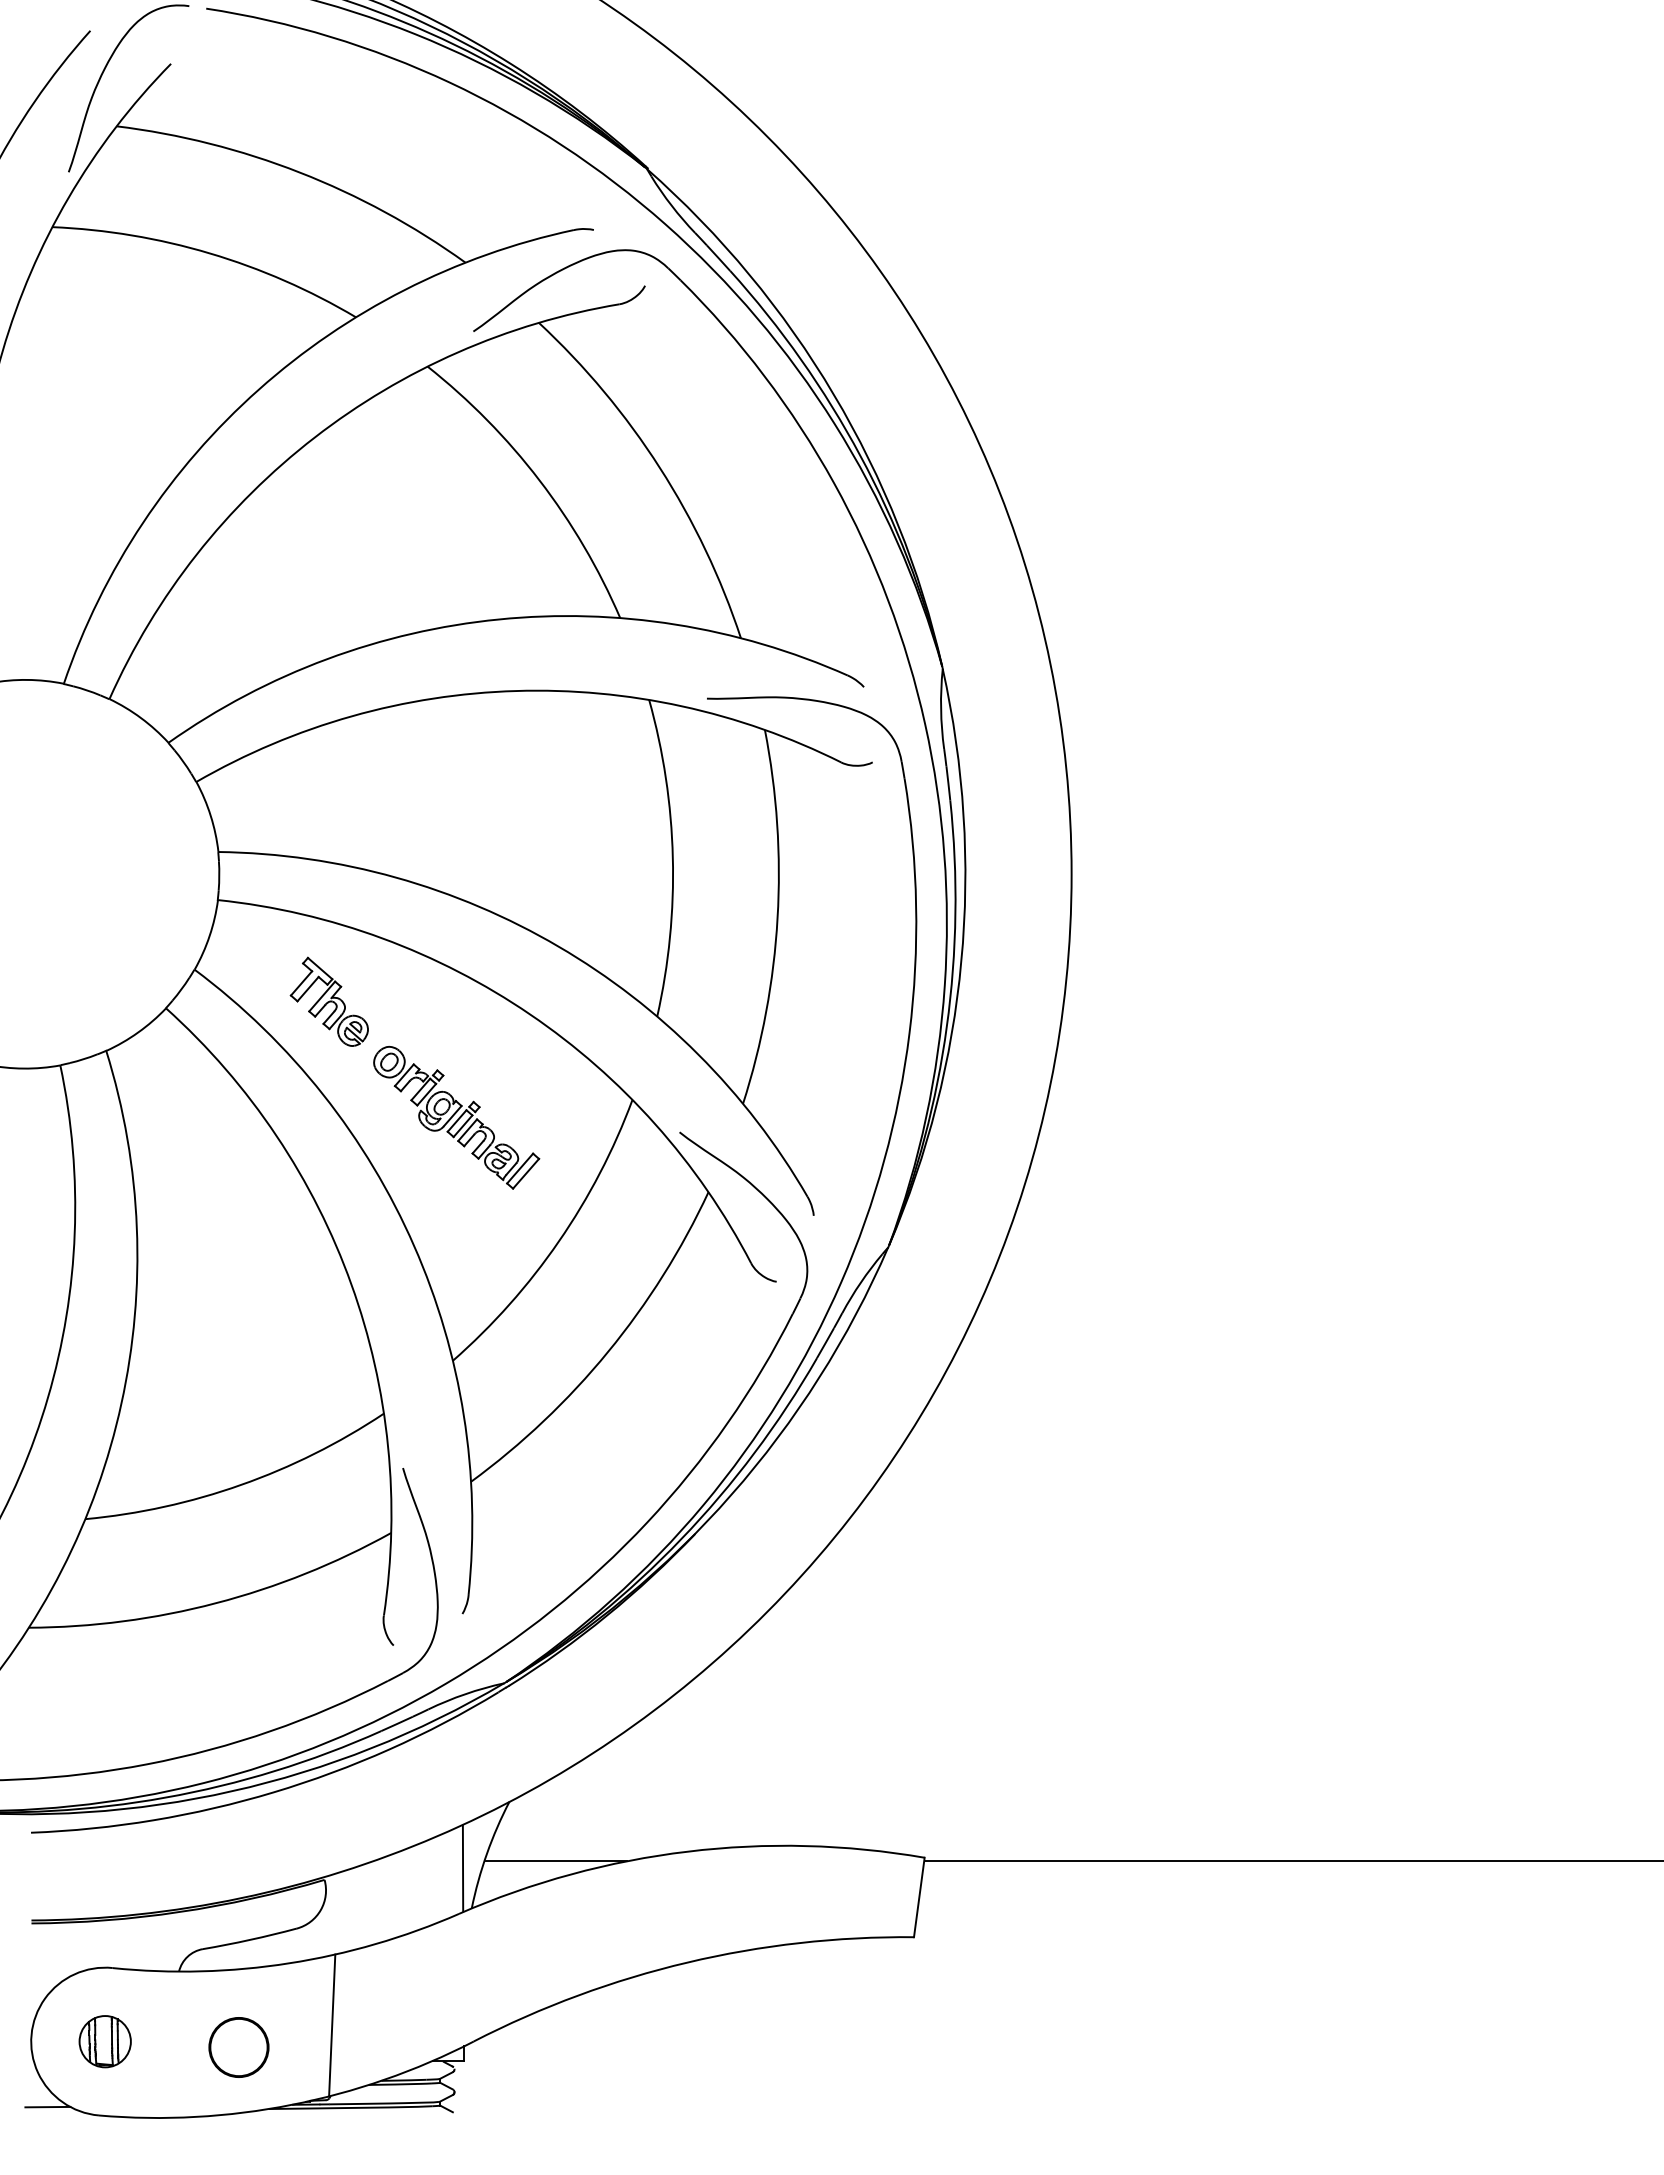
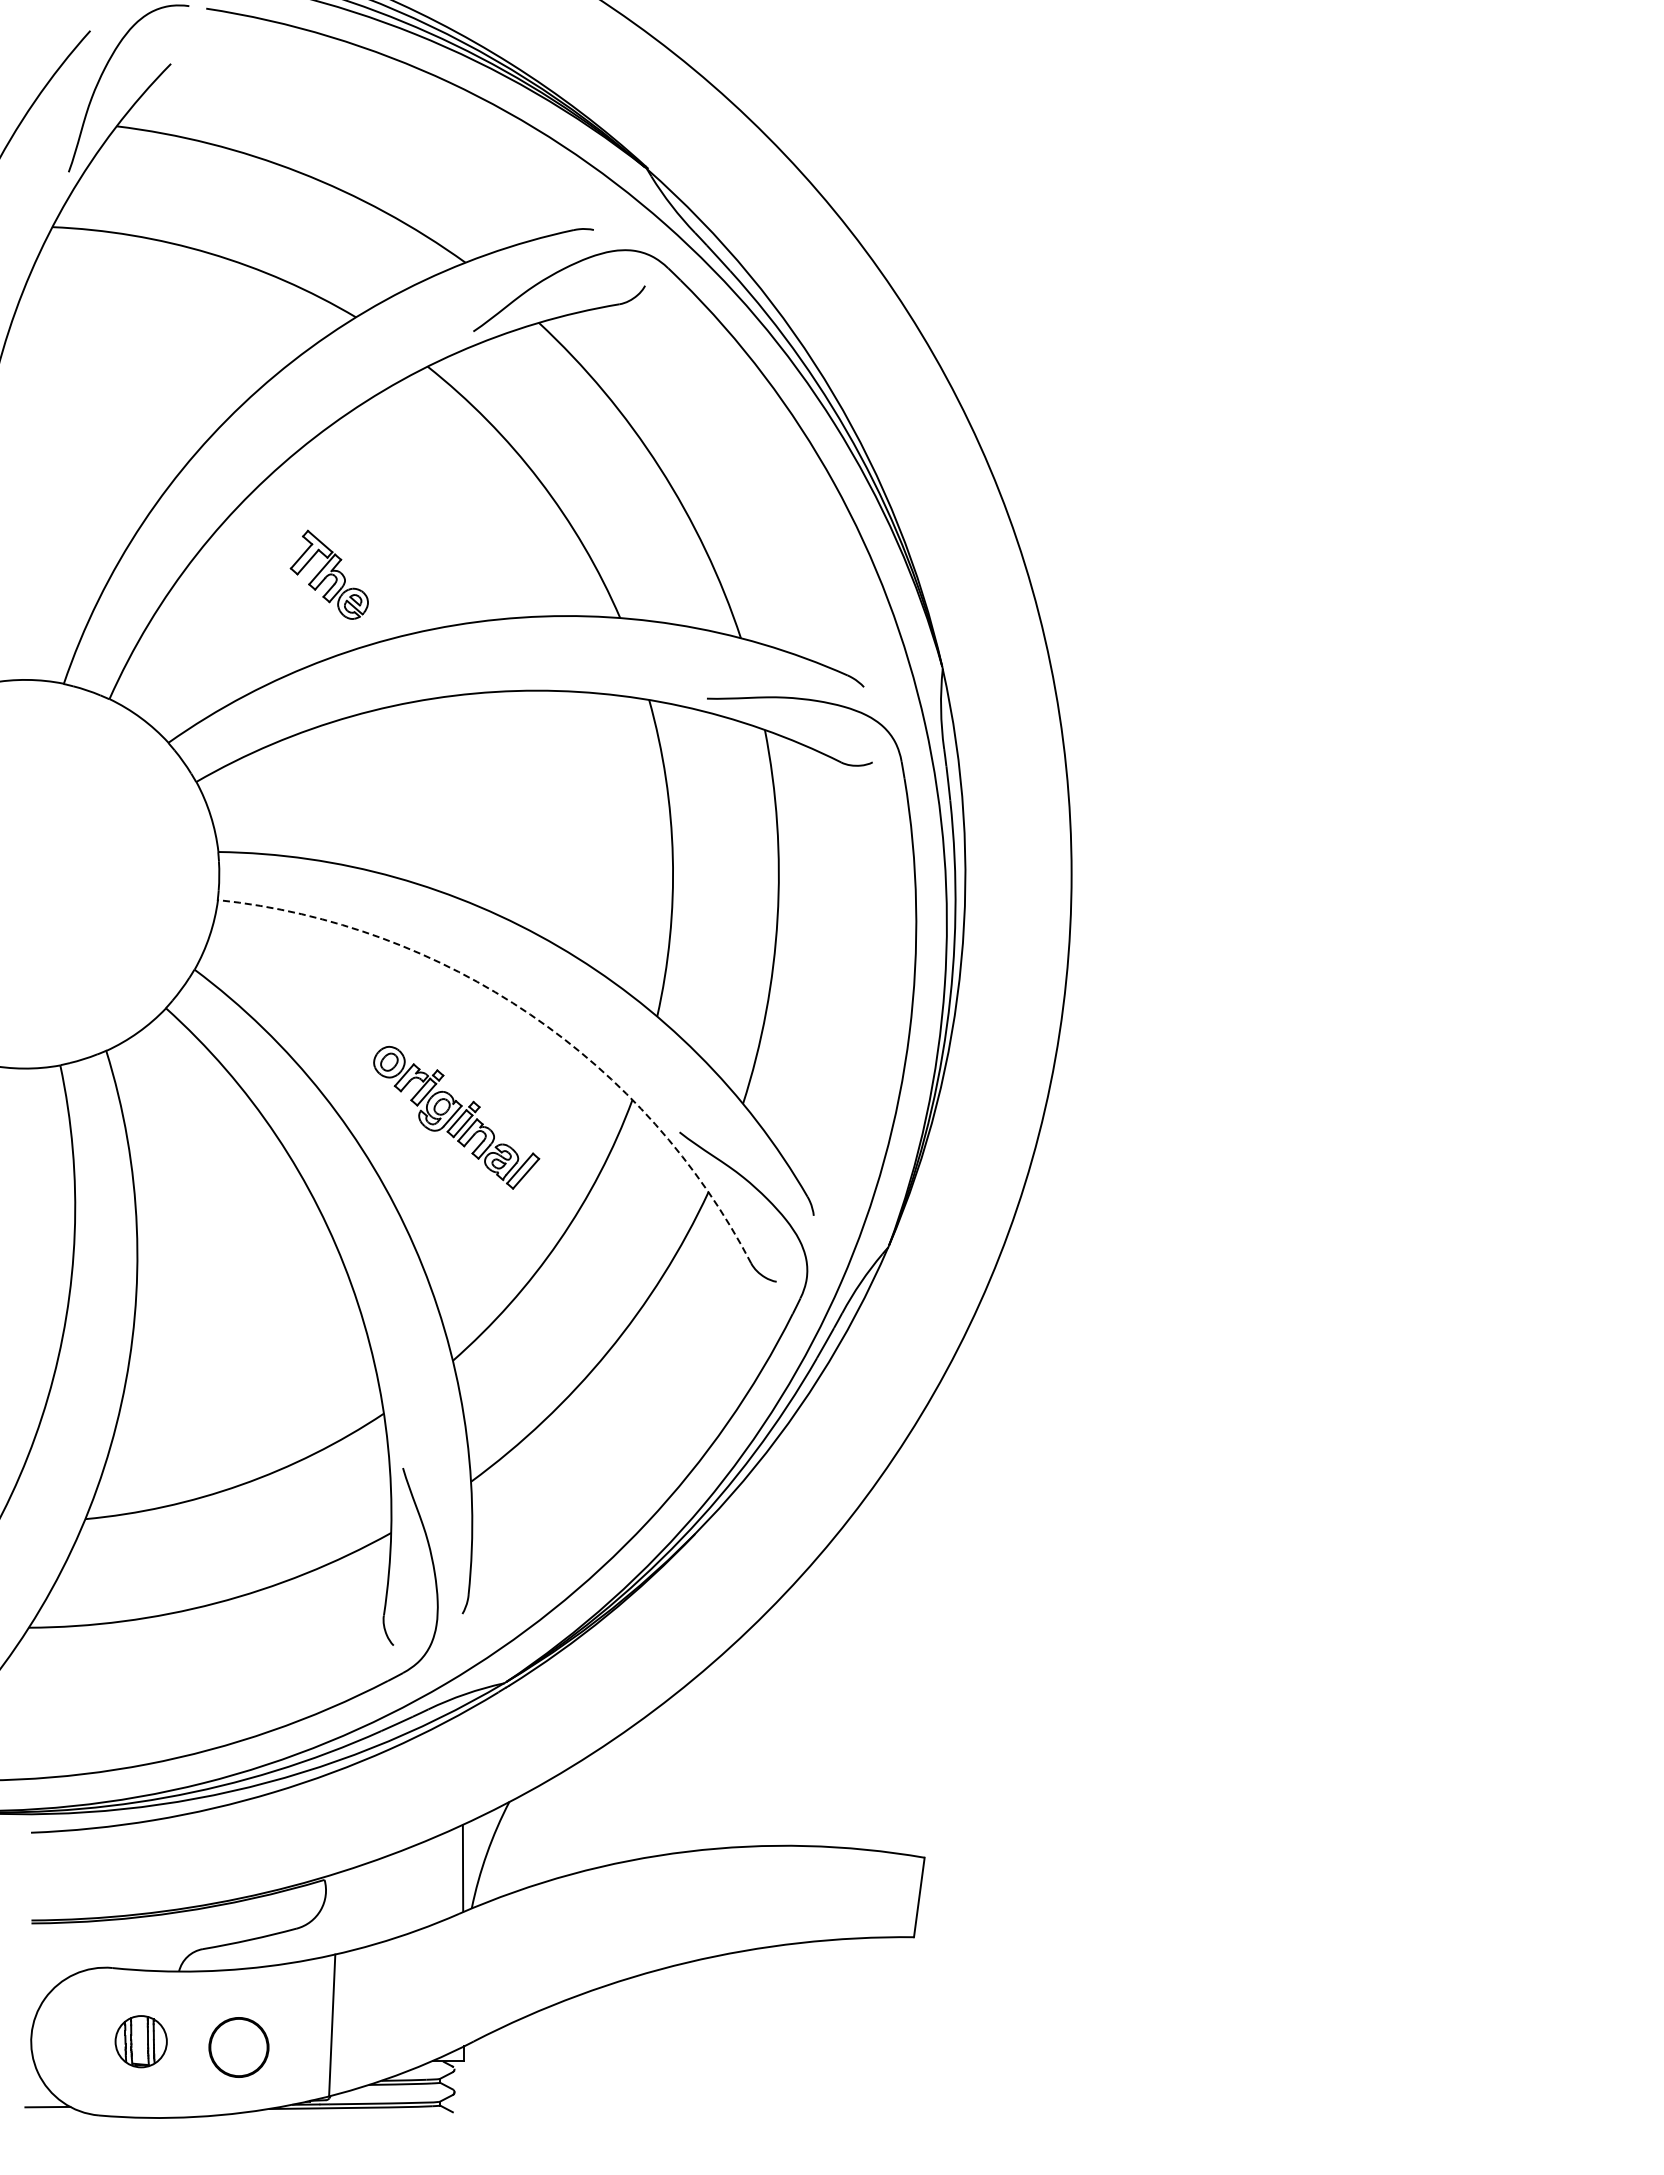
part position: (328, 1001) -> (328, 574) (328, 574)
arc: solid -> dashed (530, 1014)
line: present -> none (556, 1861)
line: present -> none (1292, 1861)
part position: (104, 2041) -> (140, 2041) (140, 2041)
